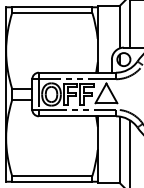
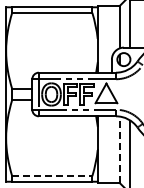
line: solid -> dashed (119, 149)
line: solid -> dashed (52, 176)
